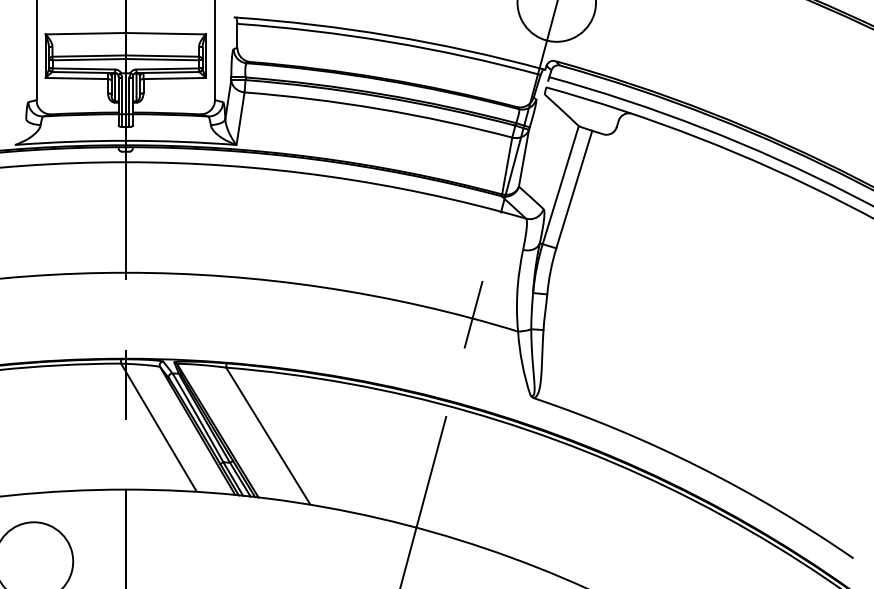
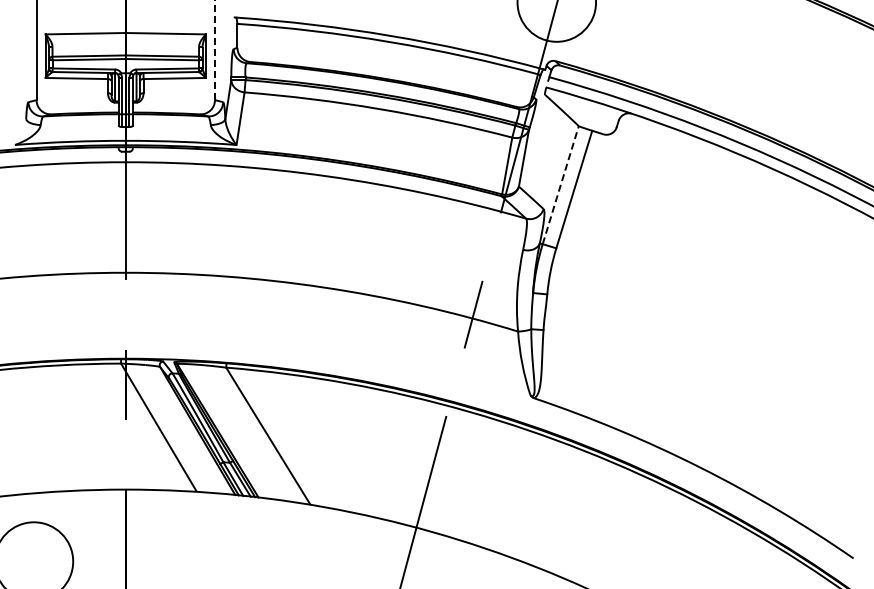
line: solid -> dashed (214, 50)
line: solid -> dashed (560, 185)
